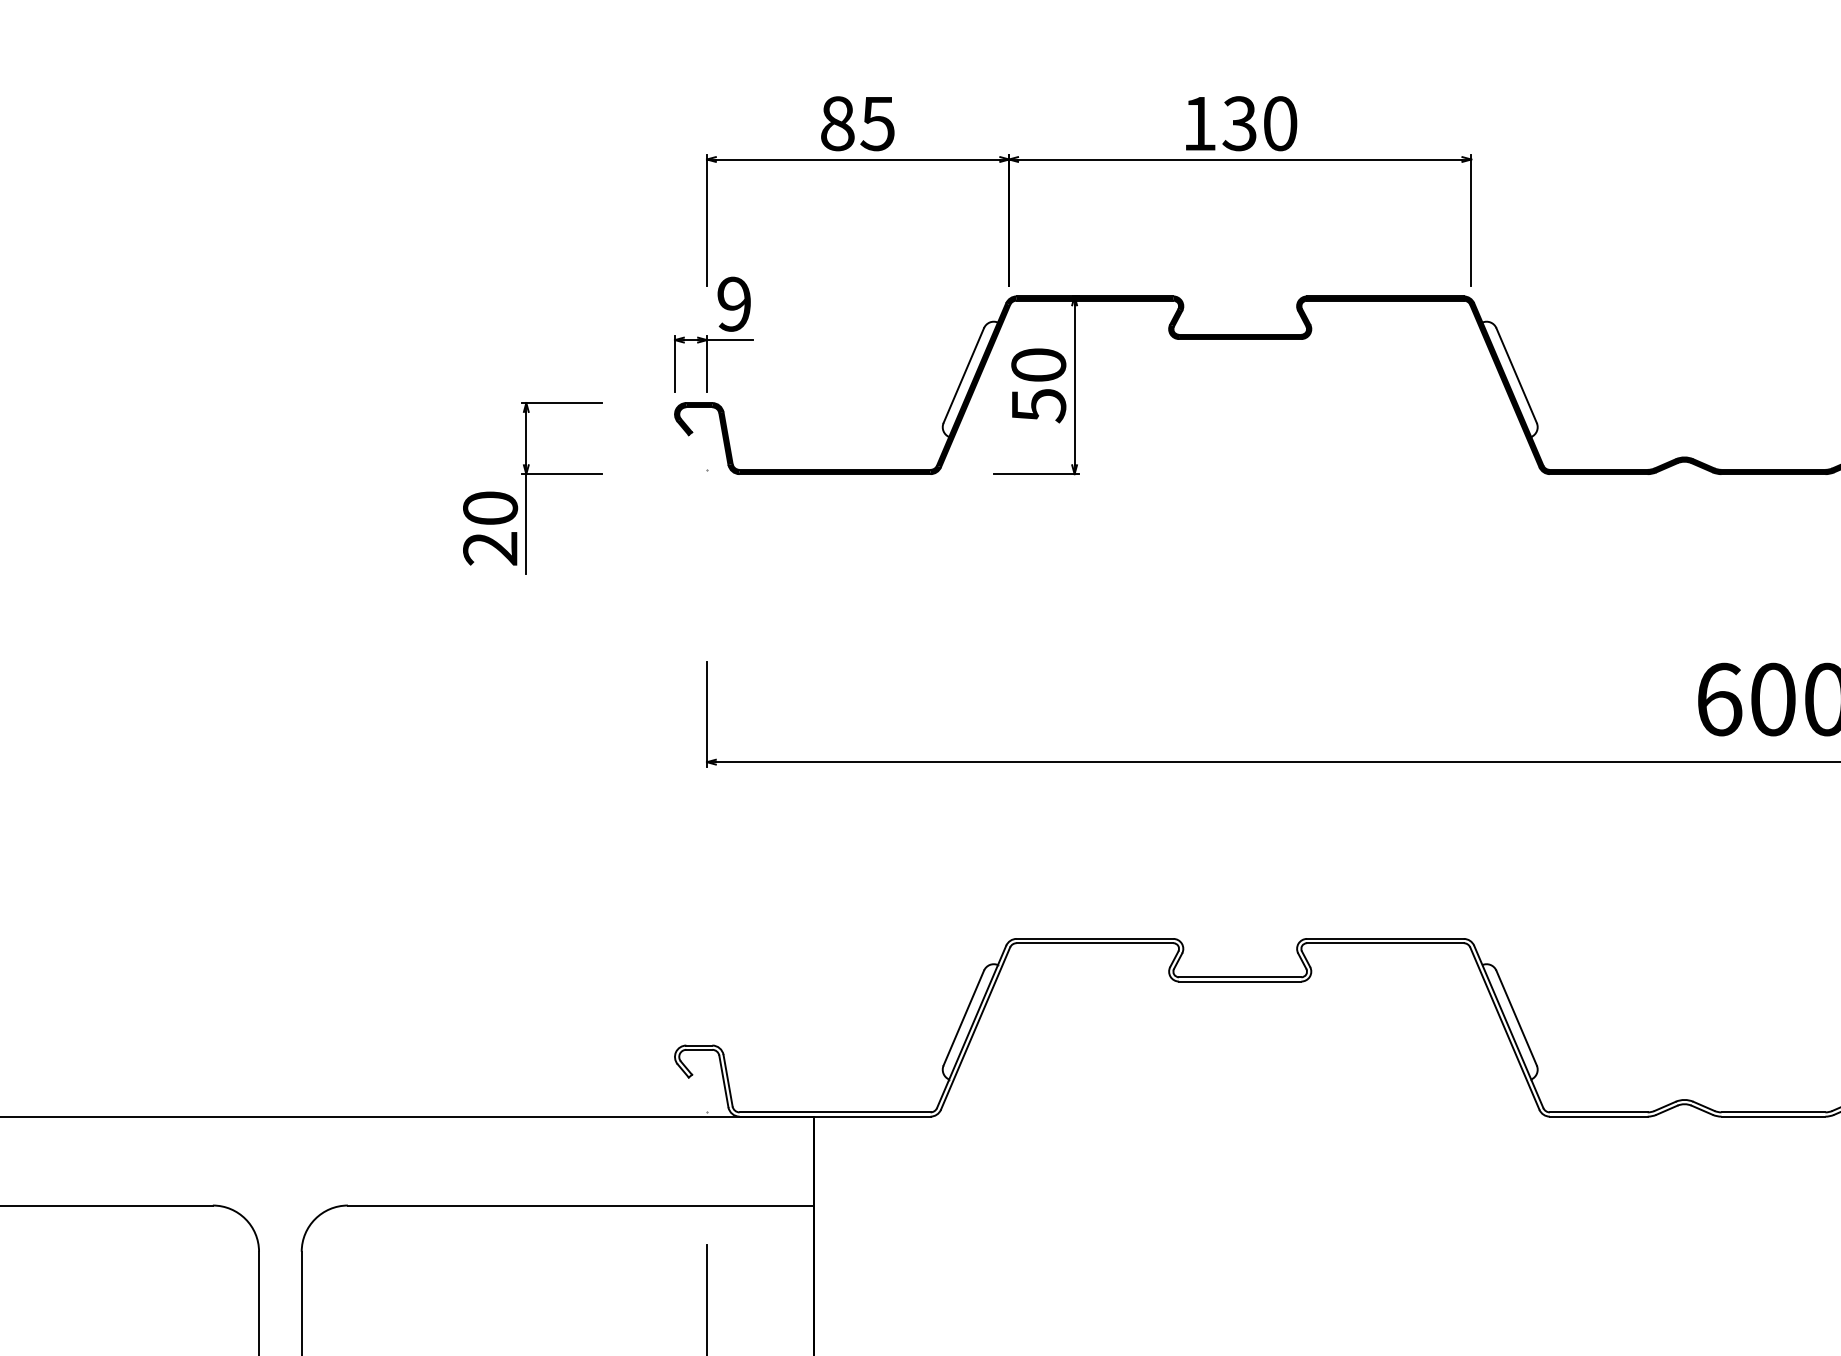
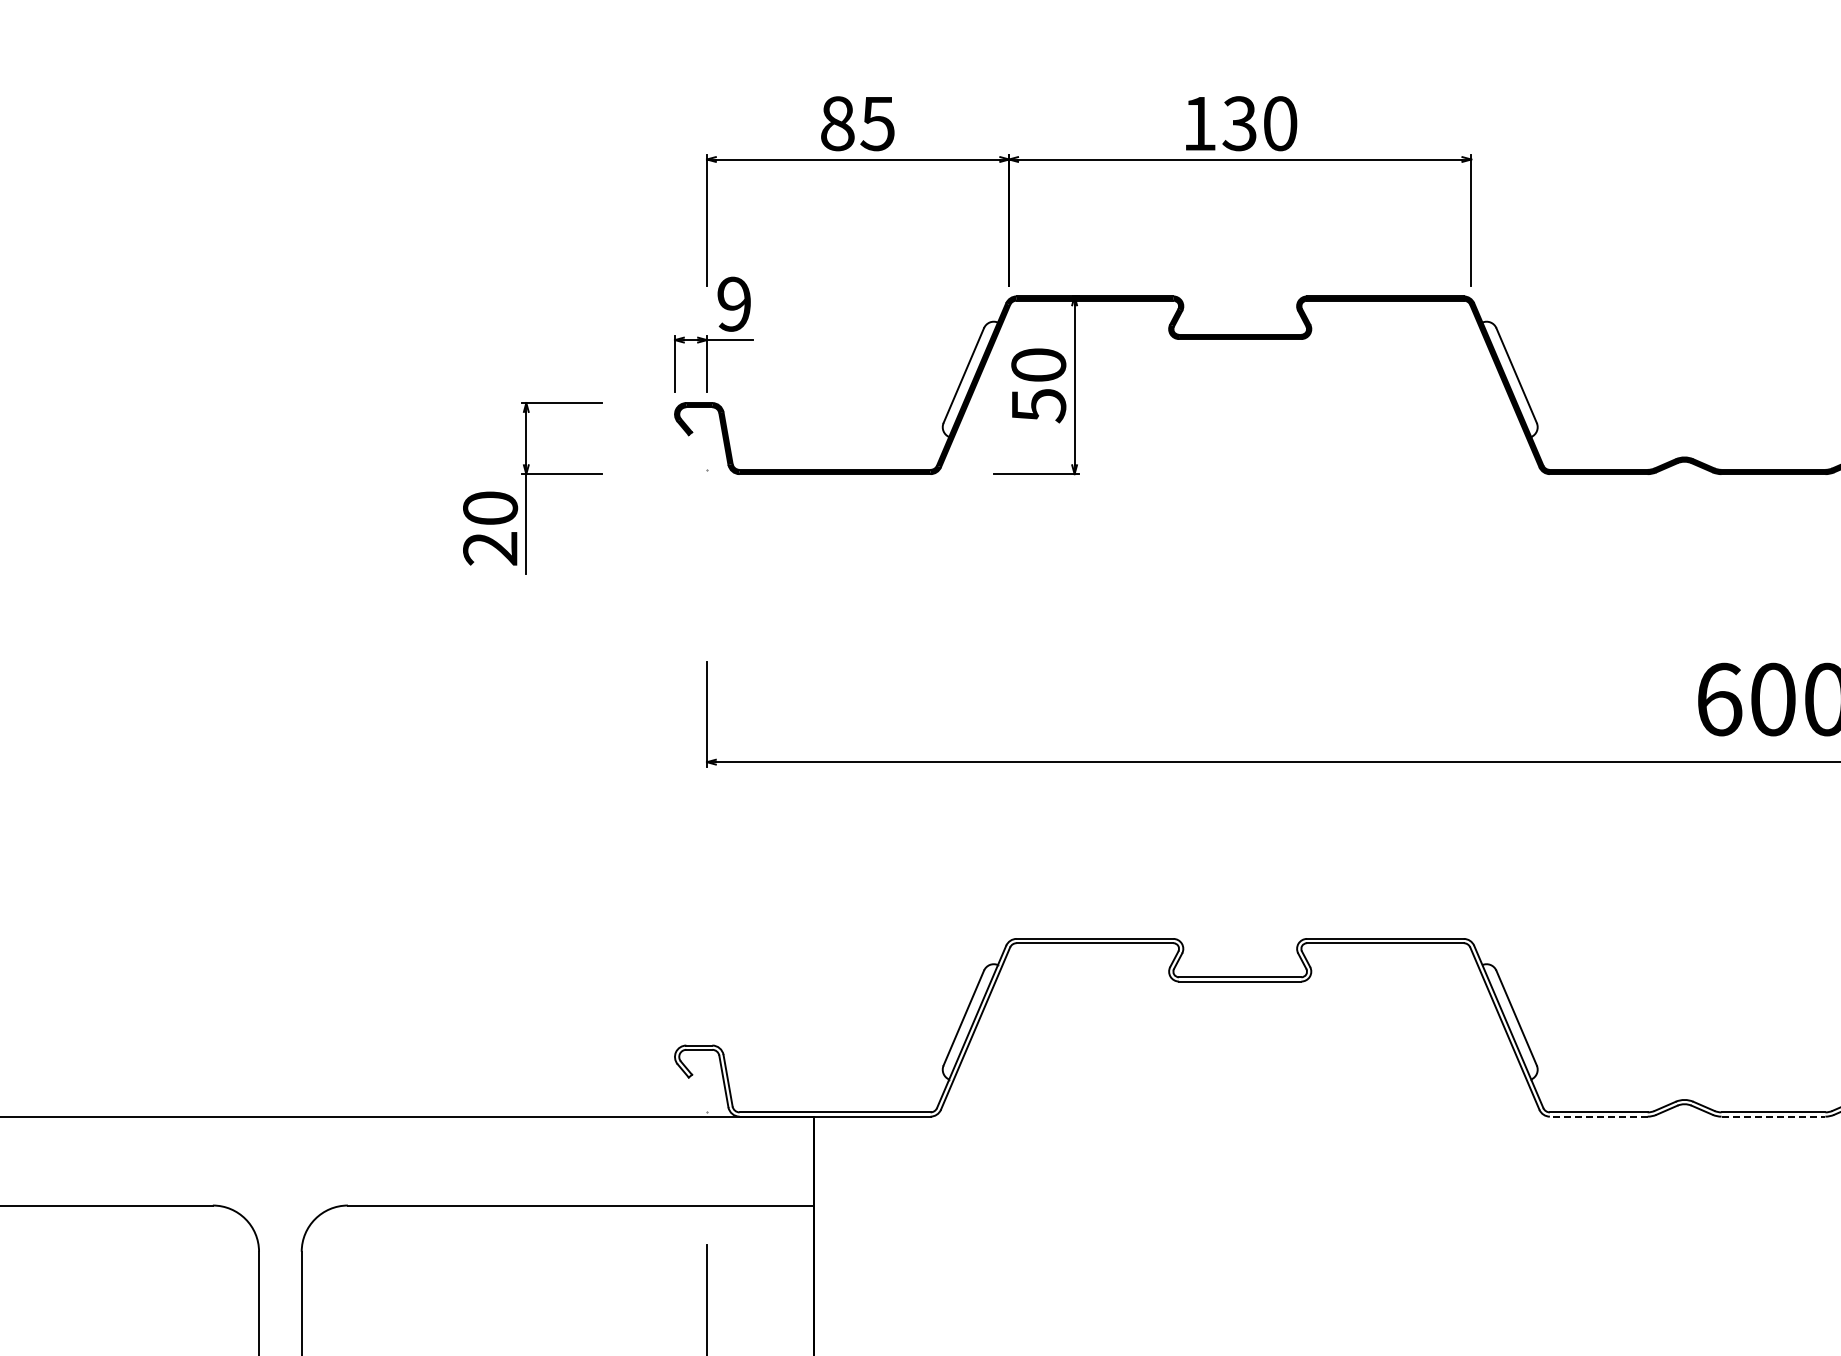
line: solid -> dashed (1598, 1116)
line: solid -> dashed (1773, 1116)
